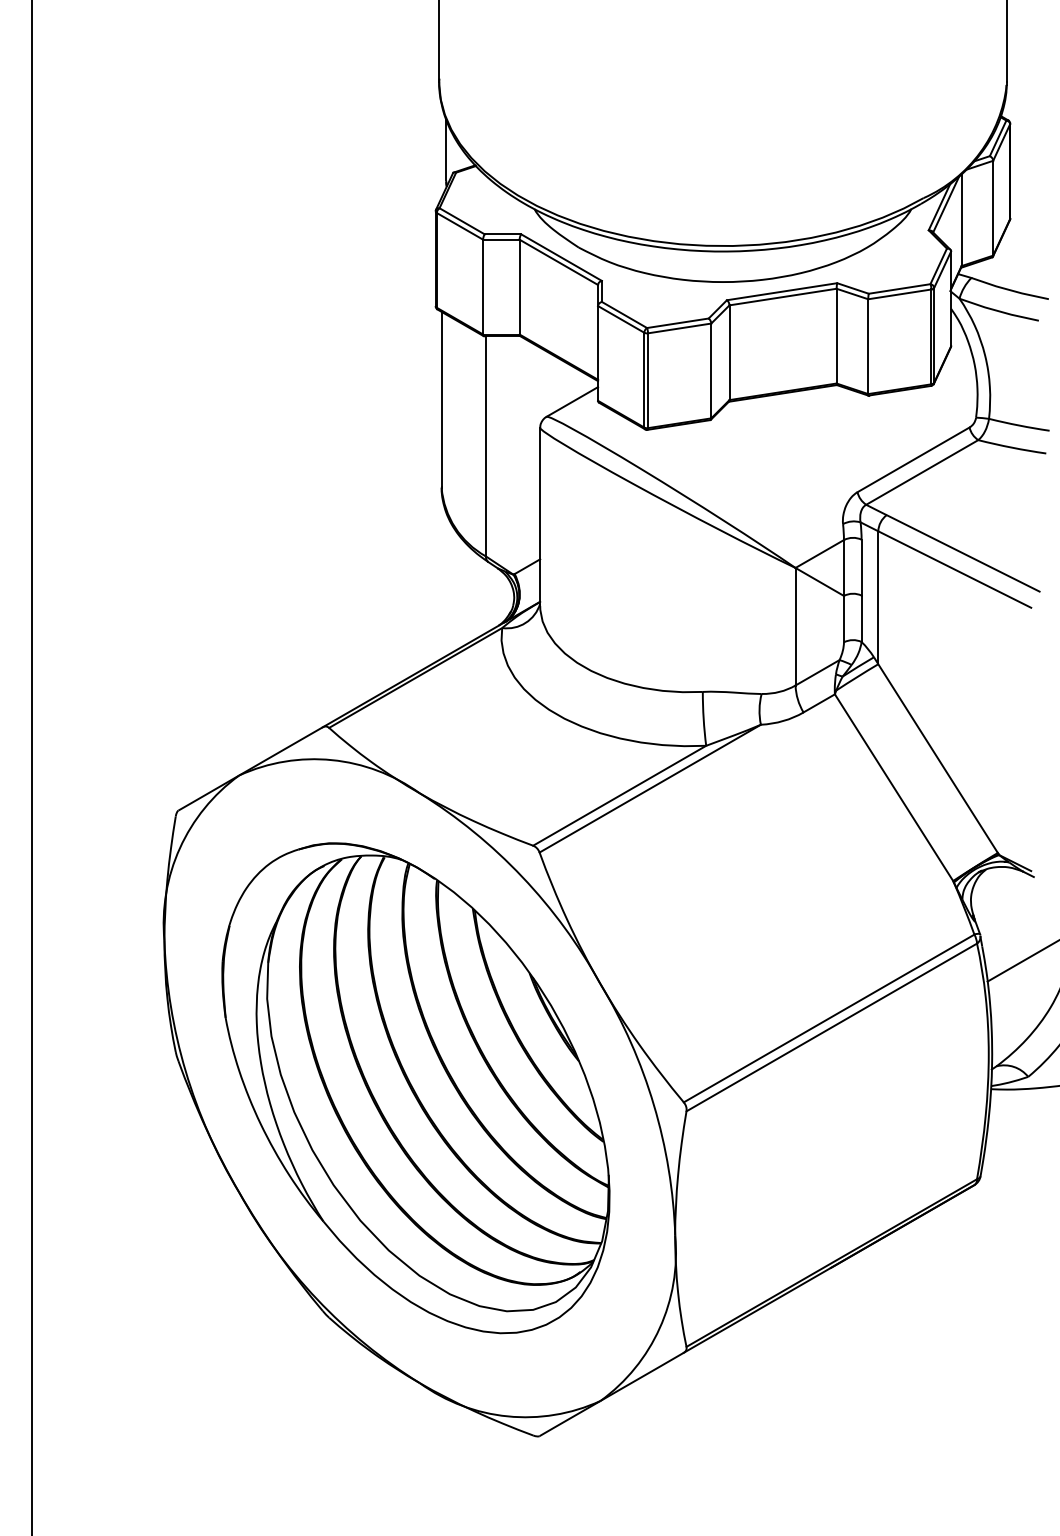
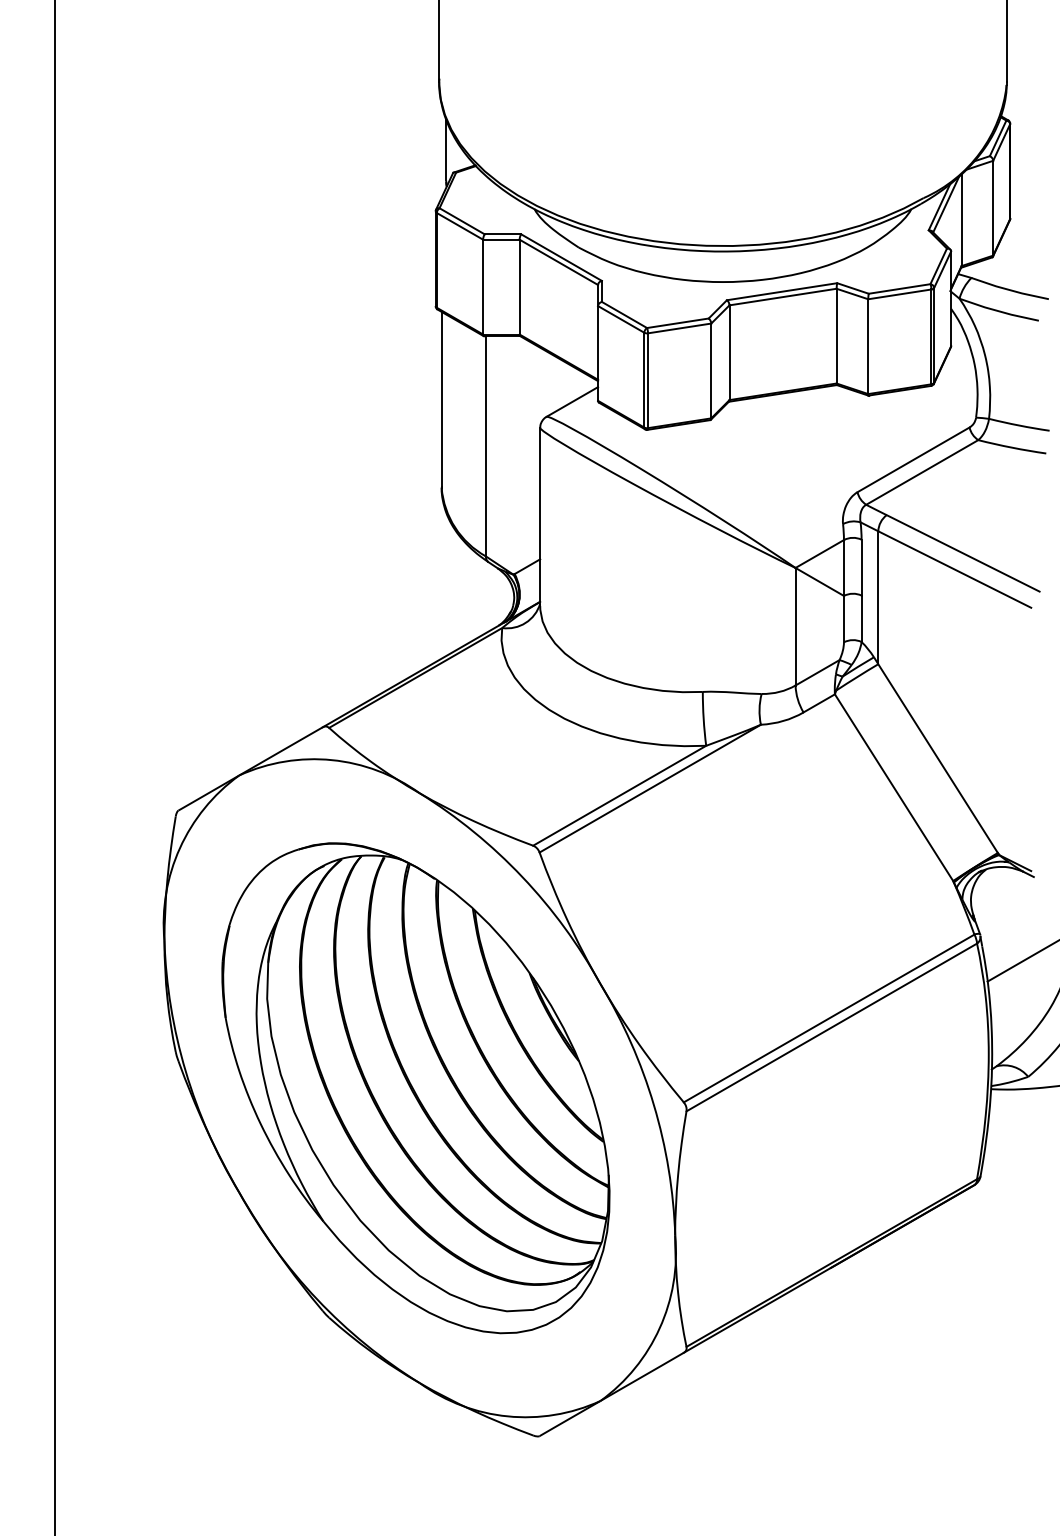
line position: (31, 767) -> (54, 767) (54, 767)
